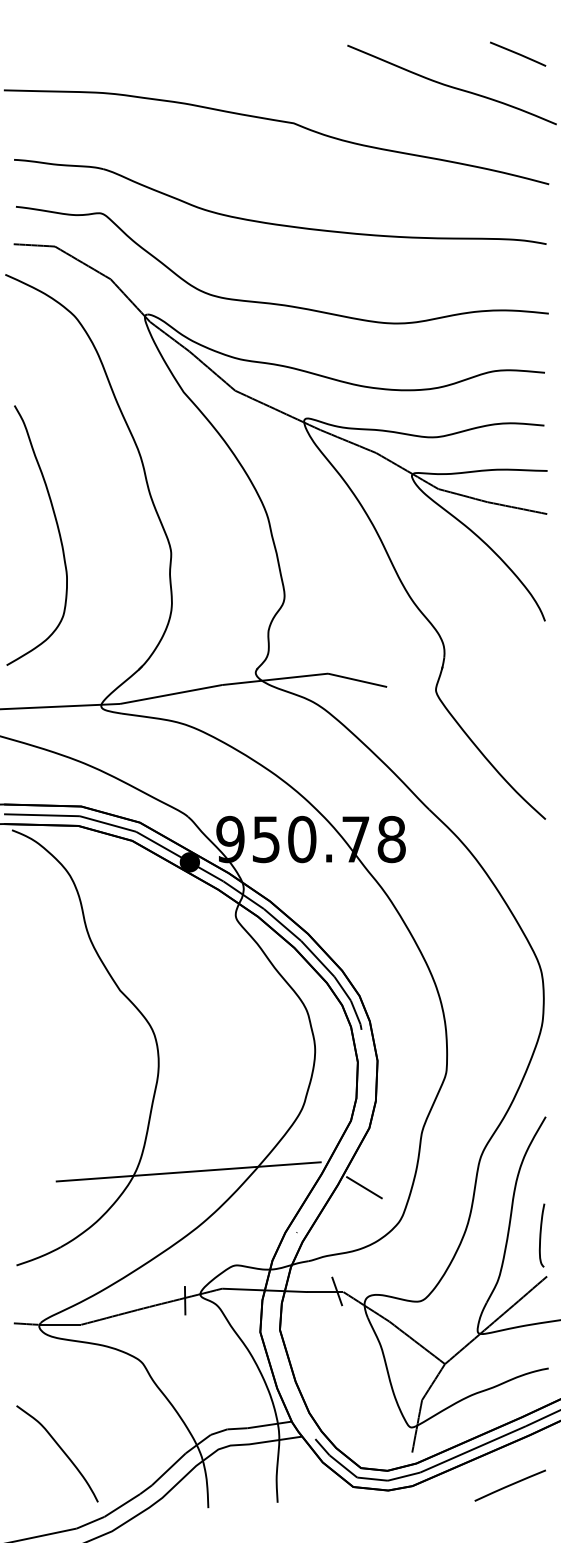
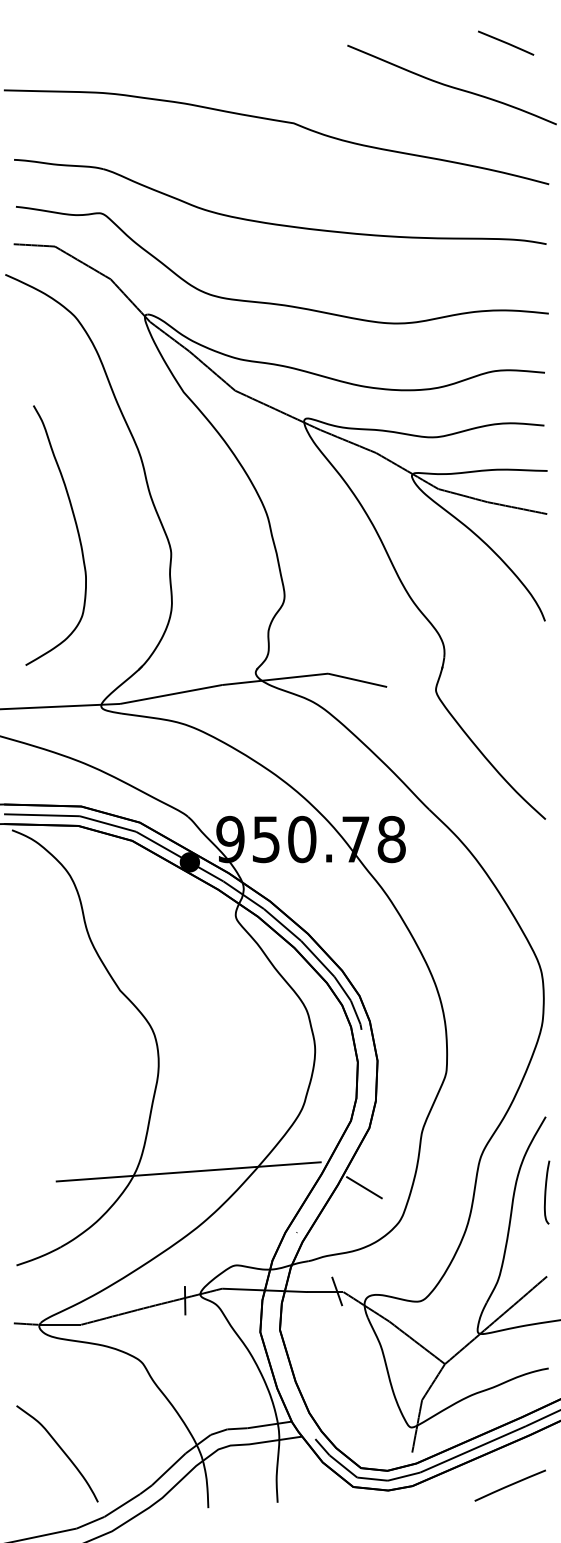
line position: (518, 53) -> (506, 42) (506, 42)
curve position: (57, 530) -> (76, 530) (76, 530)
curve position: (541, 1235) -> (546, 1192) (546, 1192)
